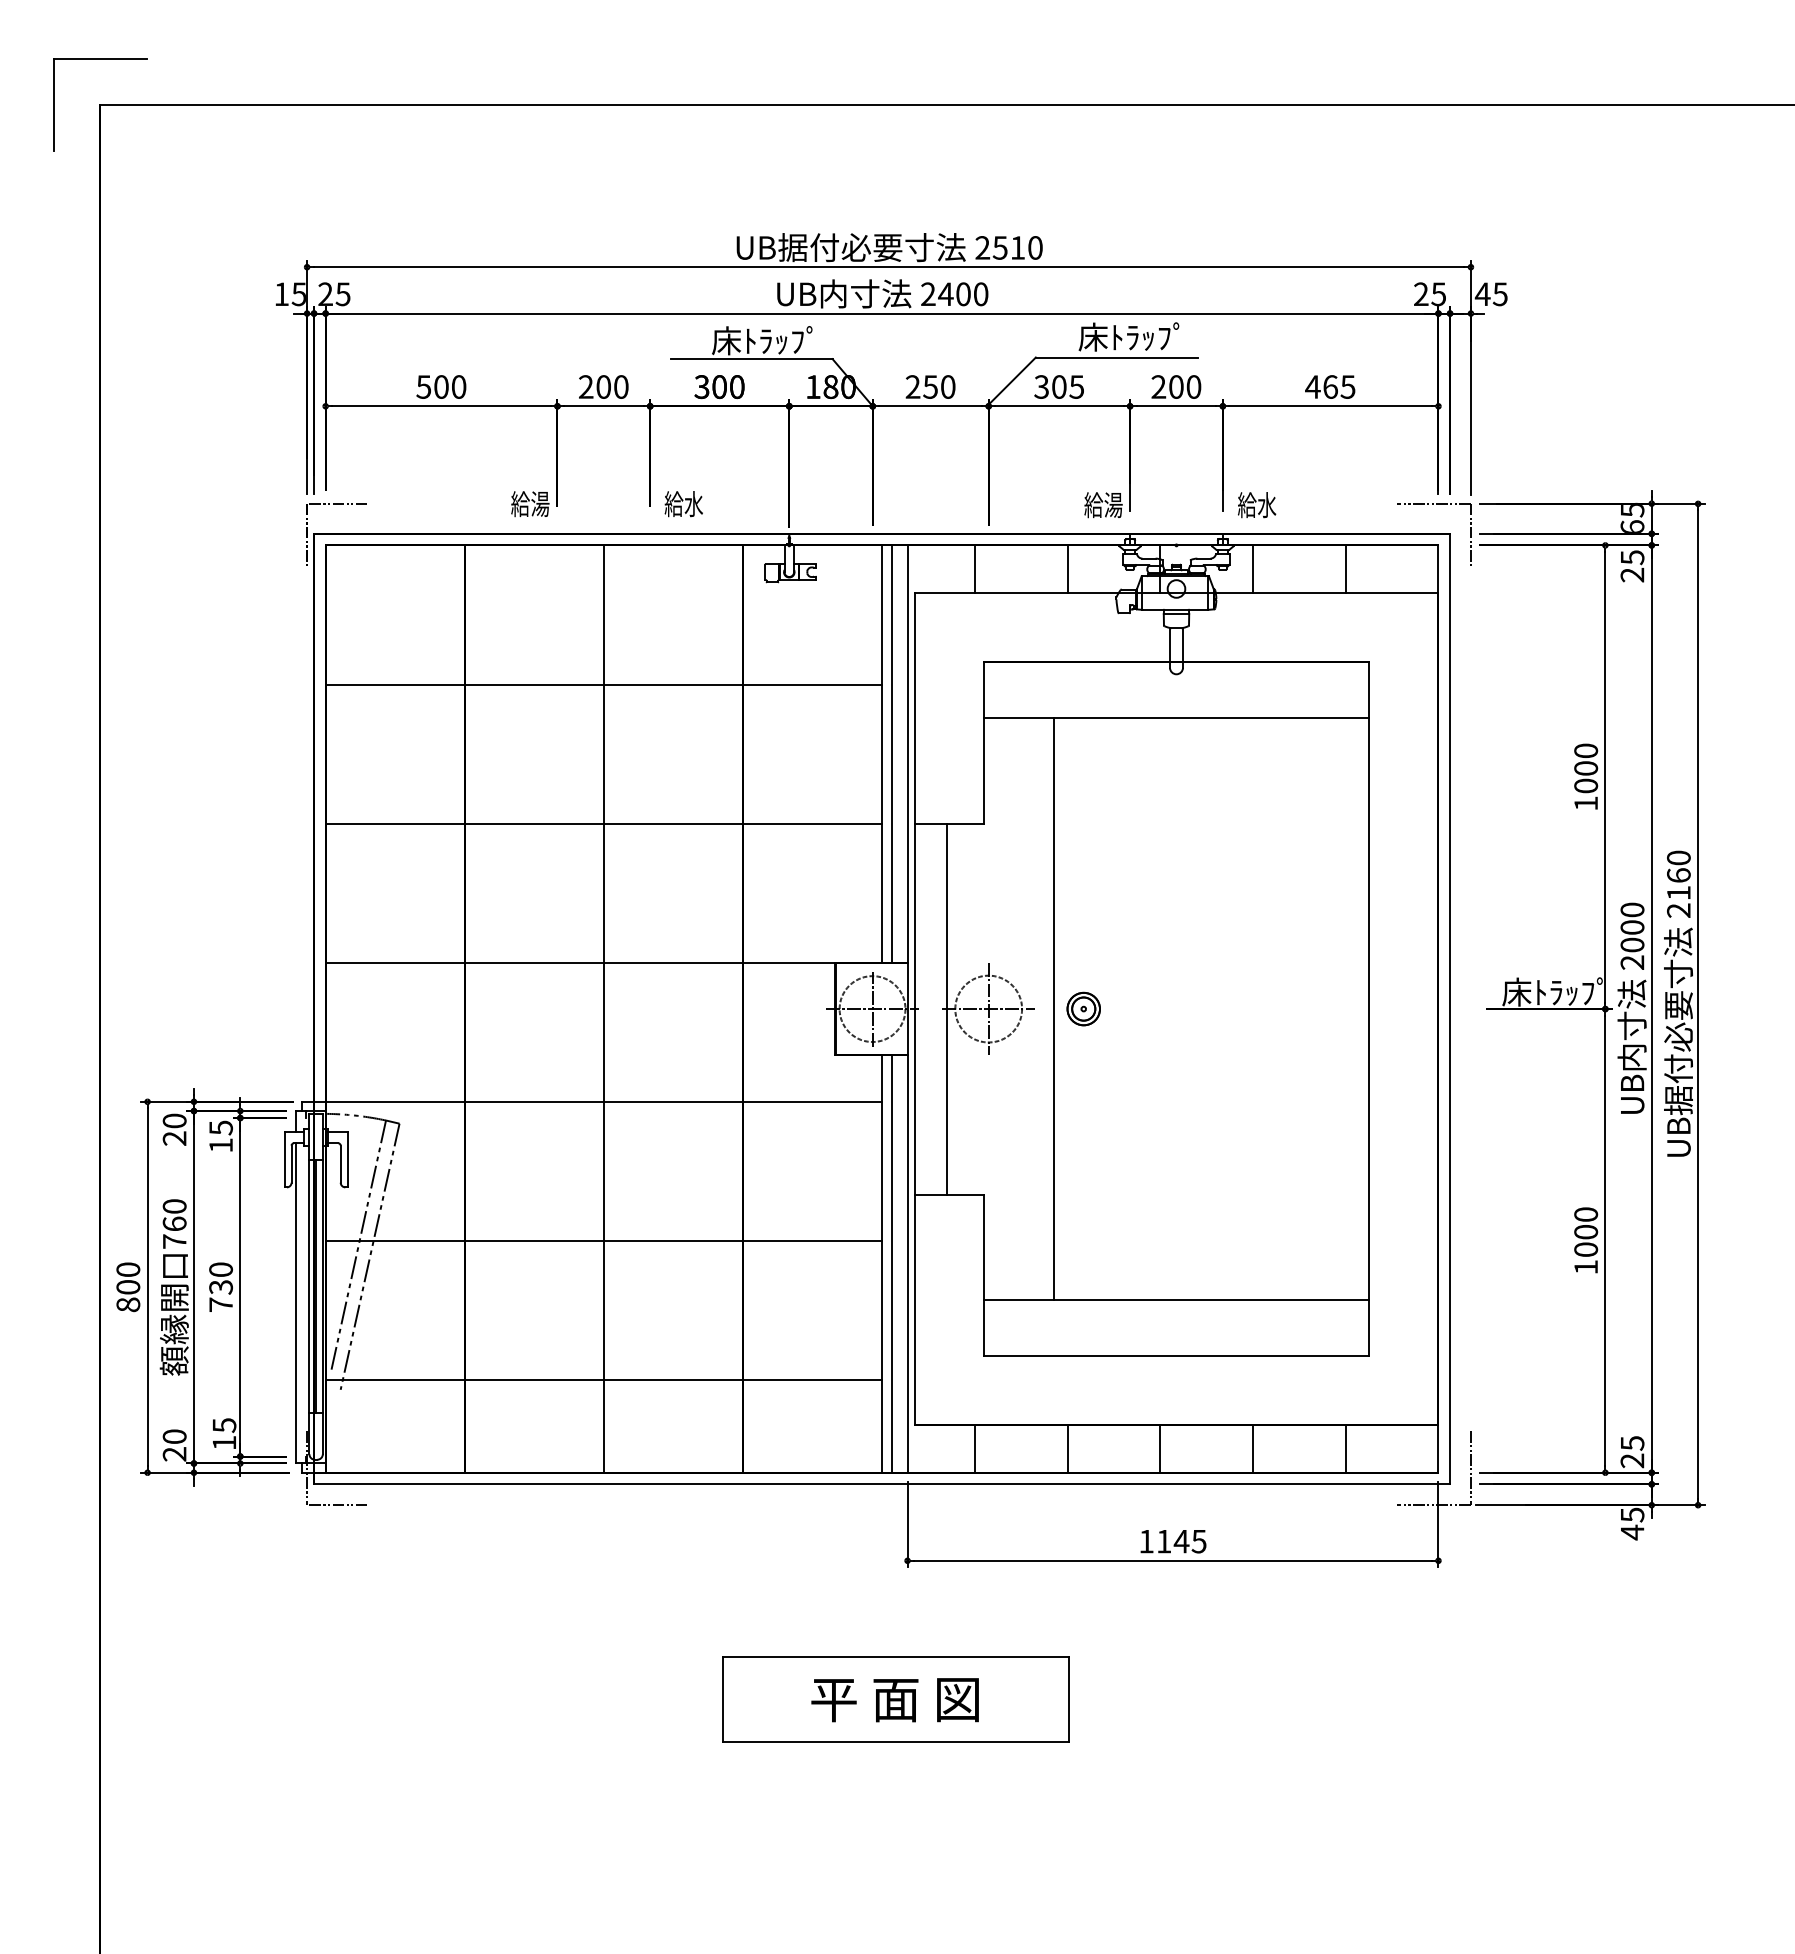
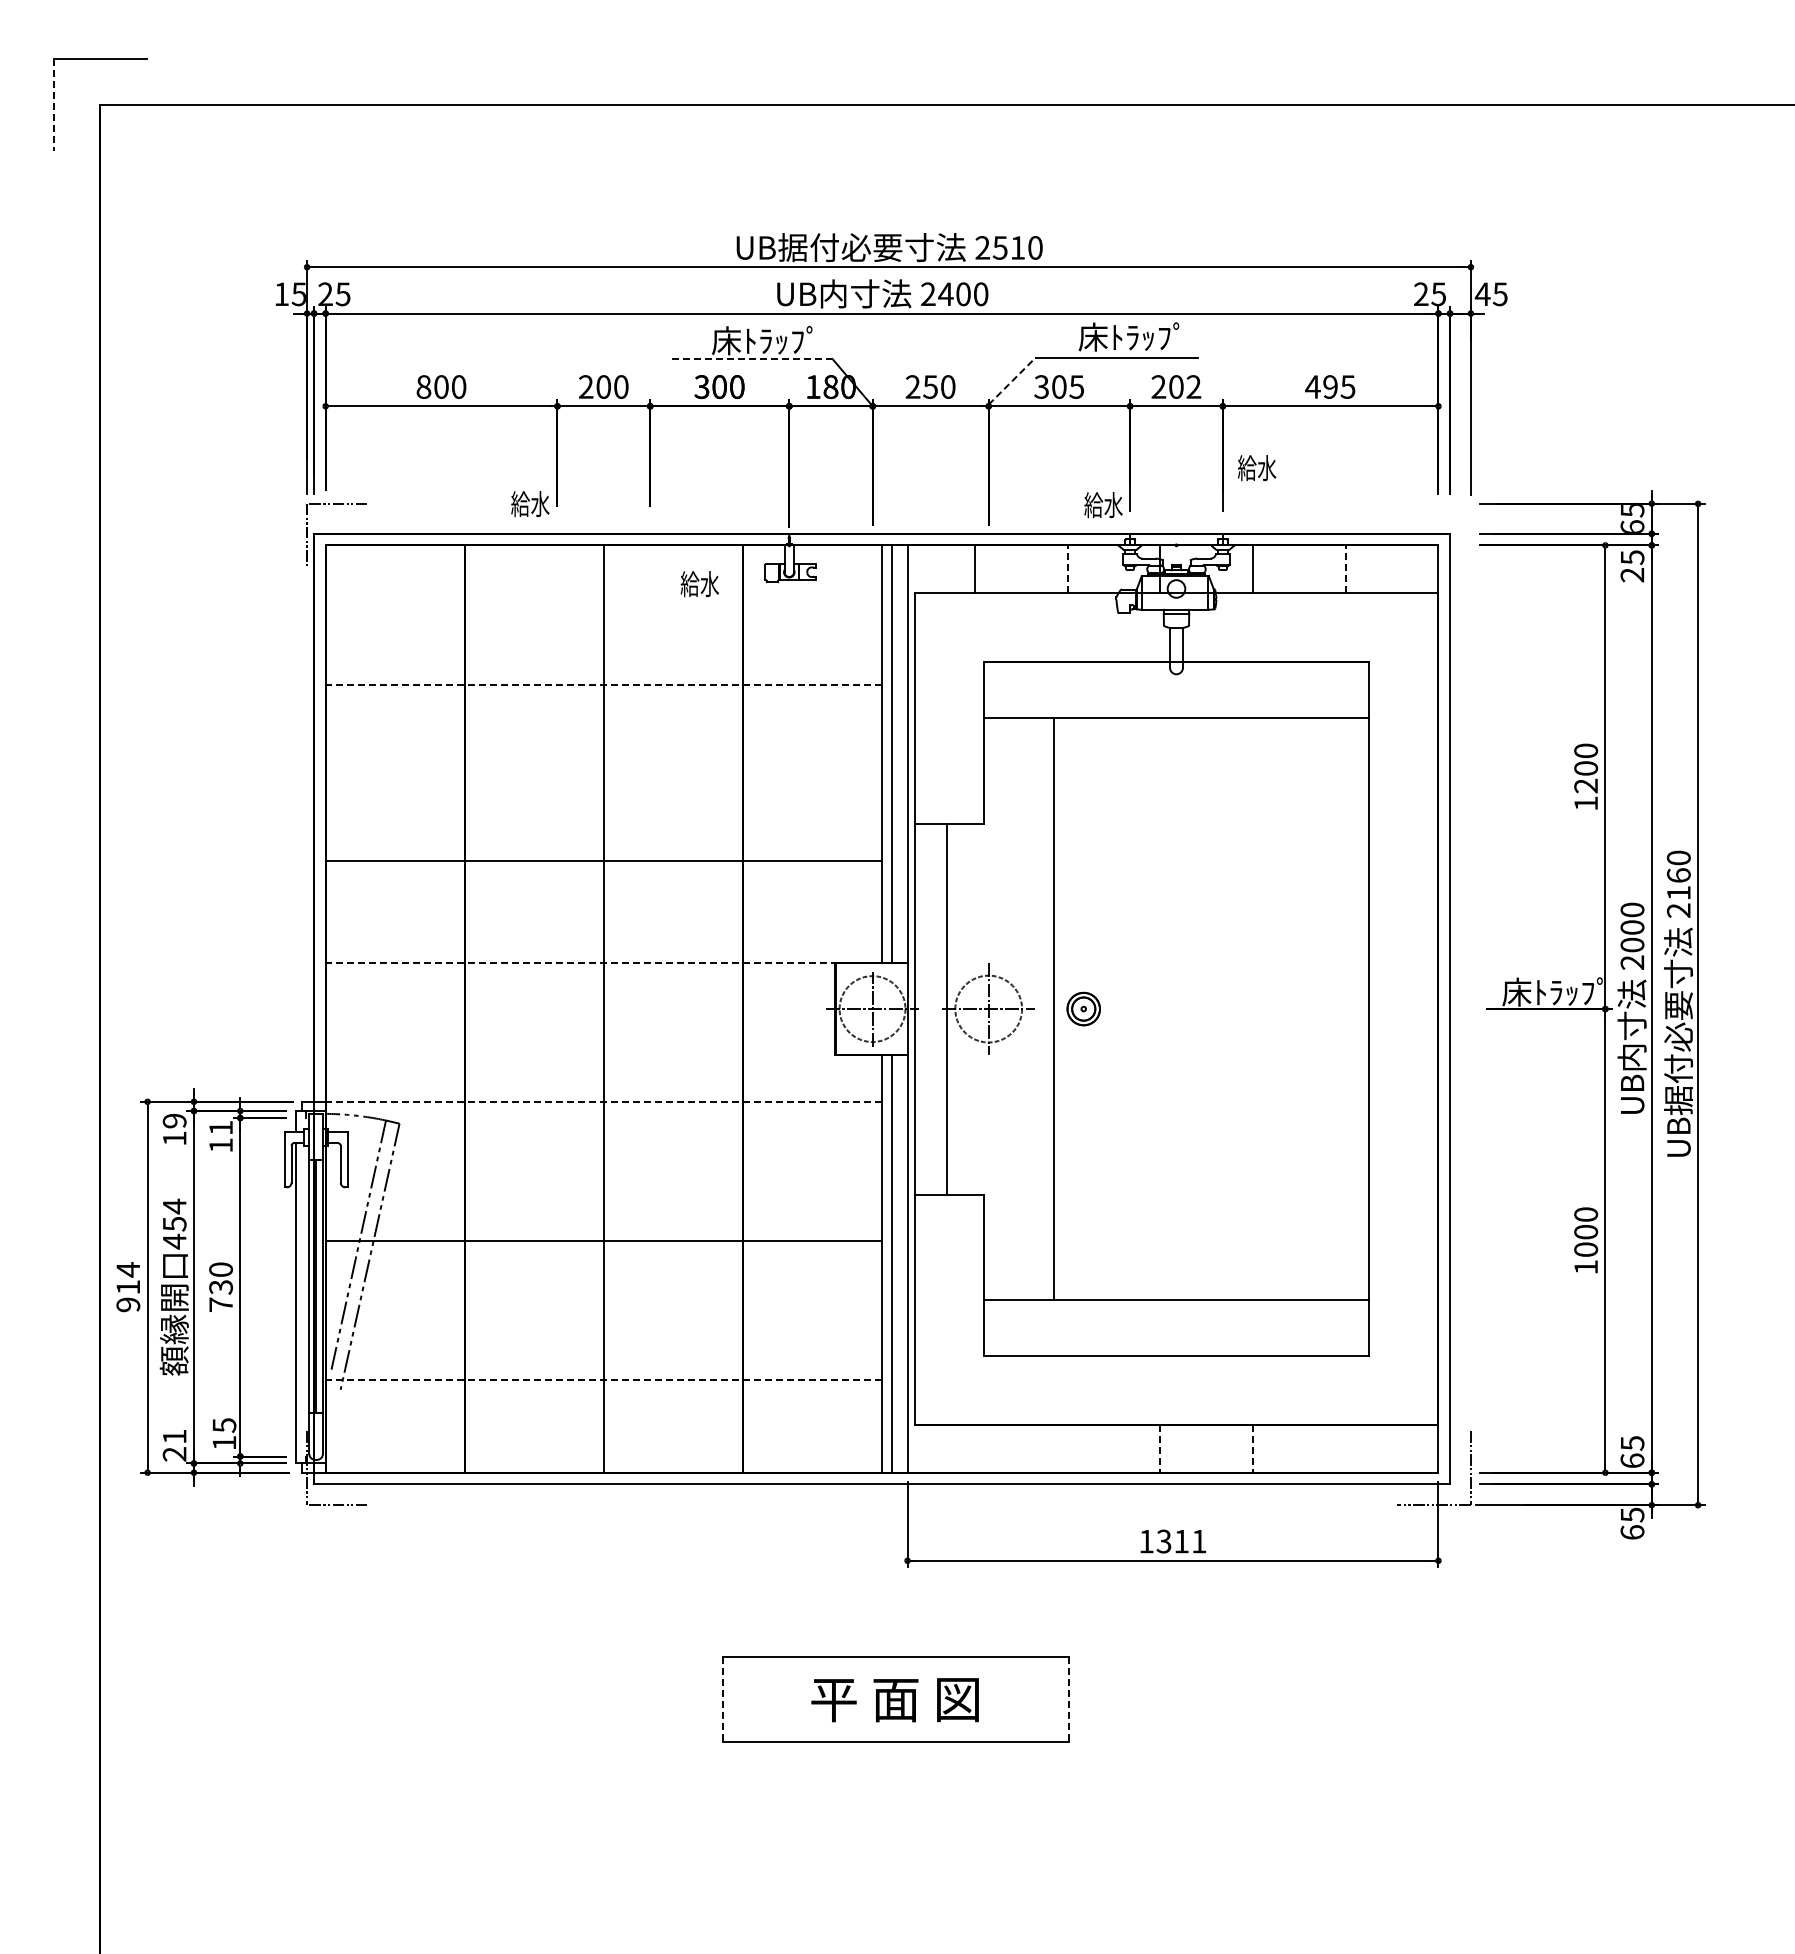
line: solid -> dashed (53, 105)
line: solid -> dashed (751, 359)
line: solid -> dashed (1012, 380)
text: 500 -> 800 (423, 386)
text: 200 -> 202 (1193, 386)
text: 465 -> 495 (1330, 386)
text: 給湯 -> 給水 (540, 504)
text position: (683, 504) -> (699, 584) (699, 584)
part: present -> none (1433, 504)
text: 給湯 -> 給水 (1113, 505)
text position: (1257, 505) -> (1257, 468) (1257, 468)
line: solid -> dashed (1067, 569)
line: solid -> dashed (1345, 569)
line: solid -> dashed (603, 684)
text: 1000 -> 1200 (1586, 785)
line position: (603, 823) -> (603, 860) (603, 860)
line: solid -> dashed (603, 962)
line: solid -> dashed (603, 1101)
text: 15 -> 11 (221, 1127)
text: 20 -> 19 (174, 1129)
text: 760 -> 454 (174, 1223)
text: 800 -> 914 (128, 1287)
line: solid -> dashed (603, 1380)
text: 20 -> 21 (174, 1436)
line: present -> none (974, 1448)
line: present -> none (1067, 1448)
line: solid -> dashed (1160, 1448)
line: solid -> dashed (1253, 1448)
line: present -> none (1345, 1448)
text: 25 -> 65 (1632, 1460)
text: 45 -> 65 (1632, 1532)
text: 1145 -> 1311 (1181, 1541)
line: solid -> dashed (723, 1699)
line: solid -> dashed (1068, 1699)
